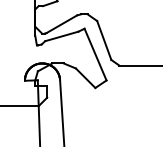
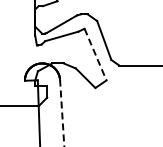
line: solid -> dashed (95, 55)
line: solid -> dashed (62, 113)
